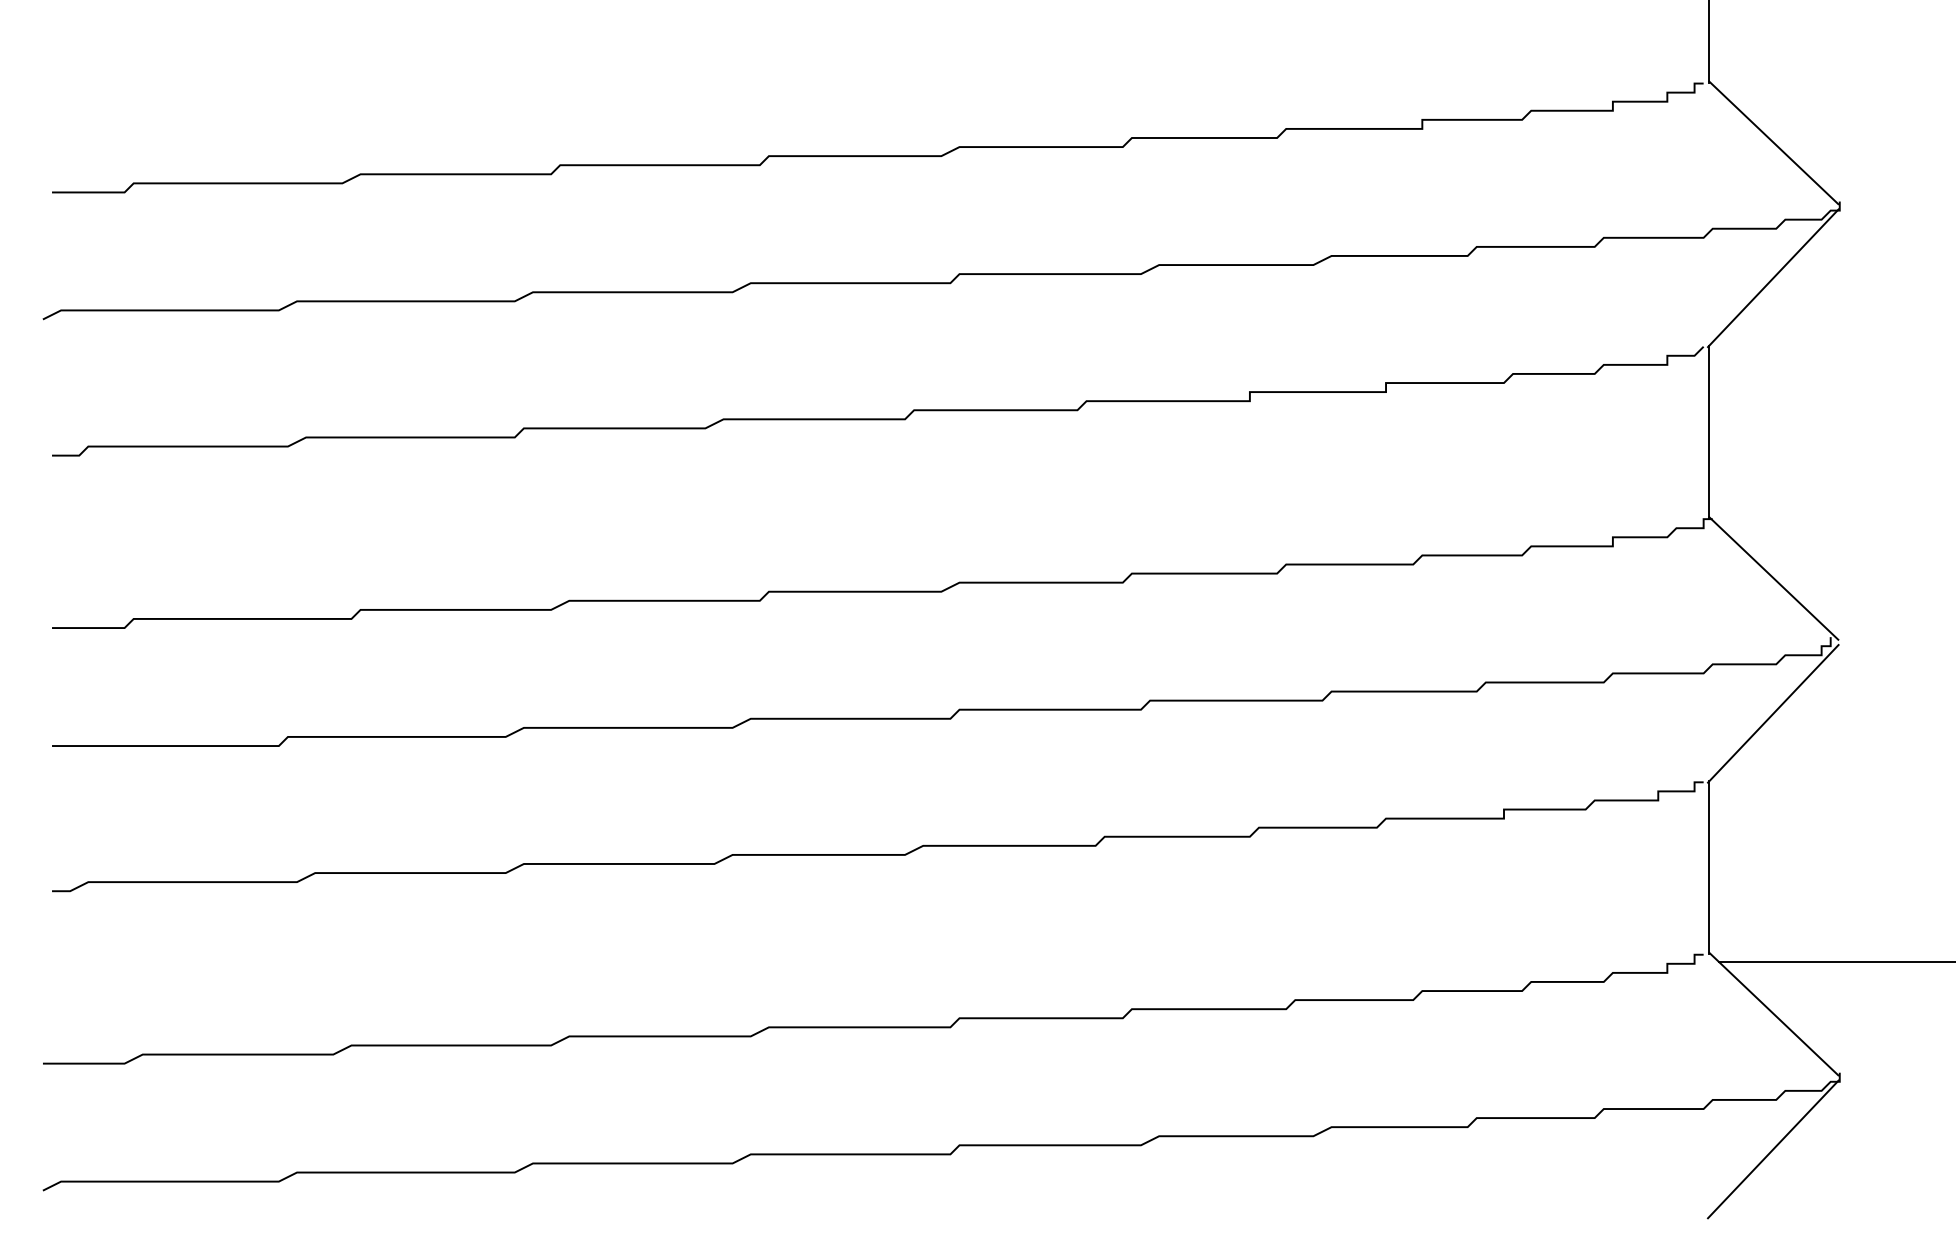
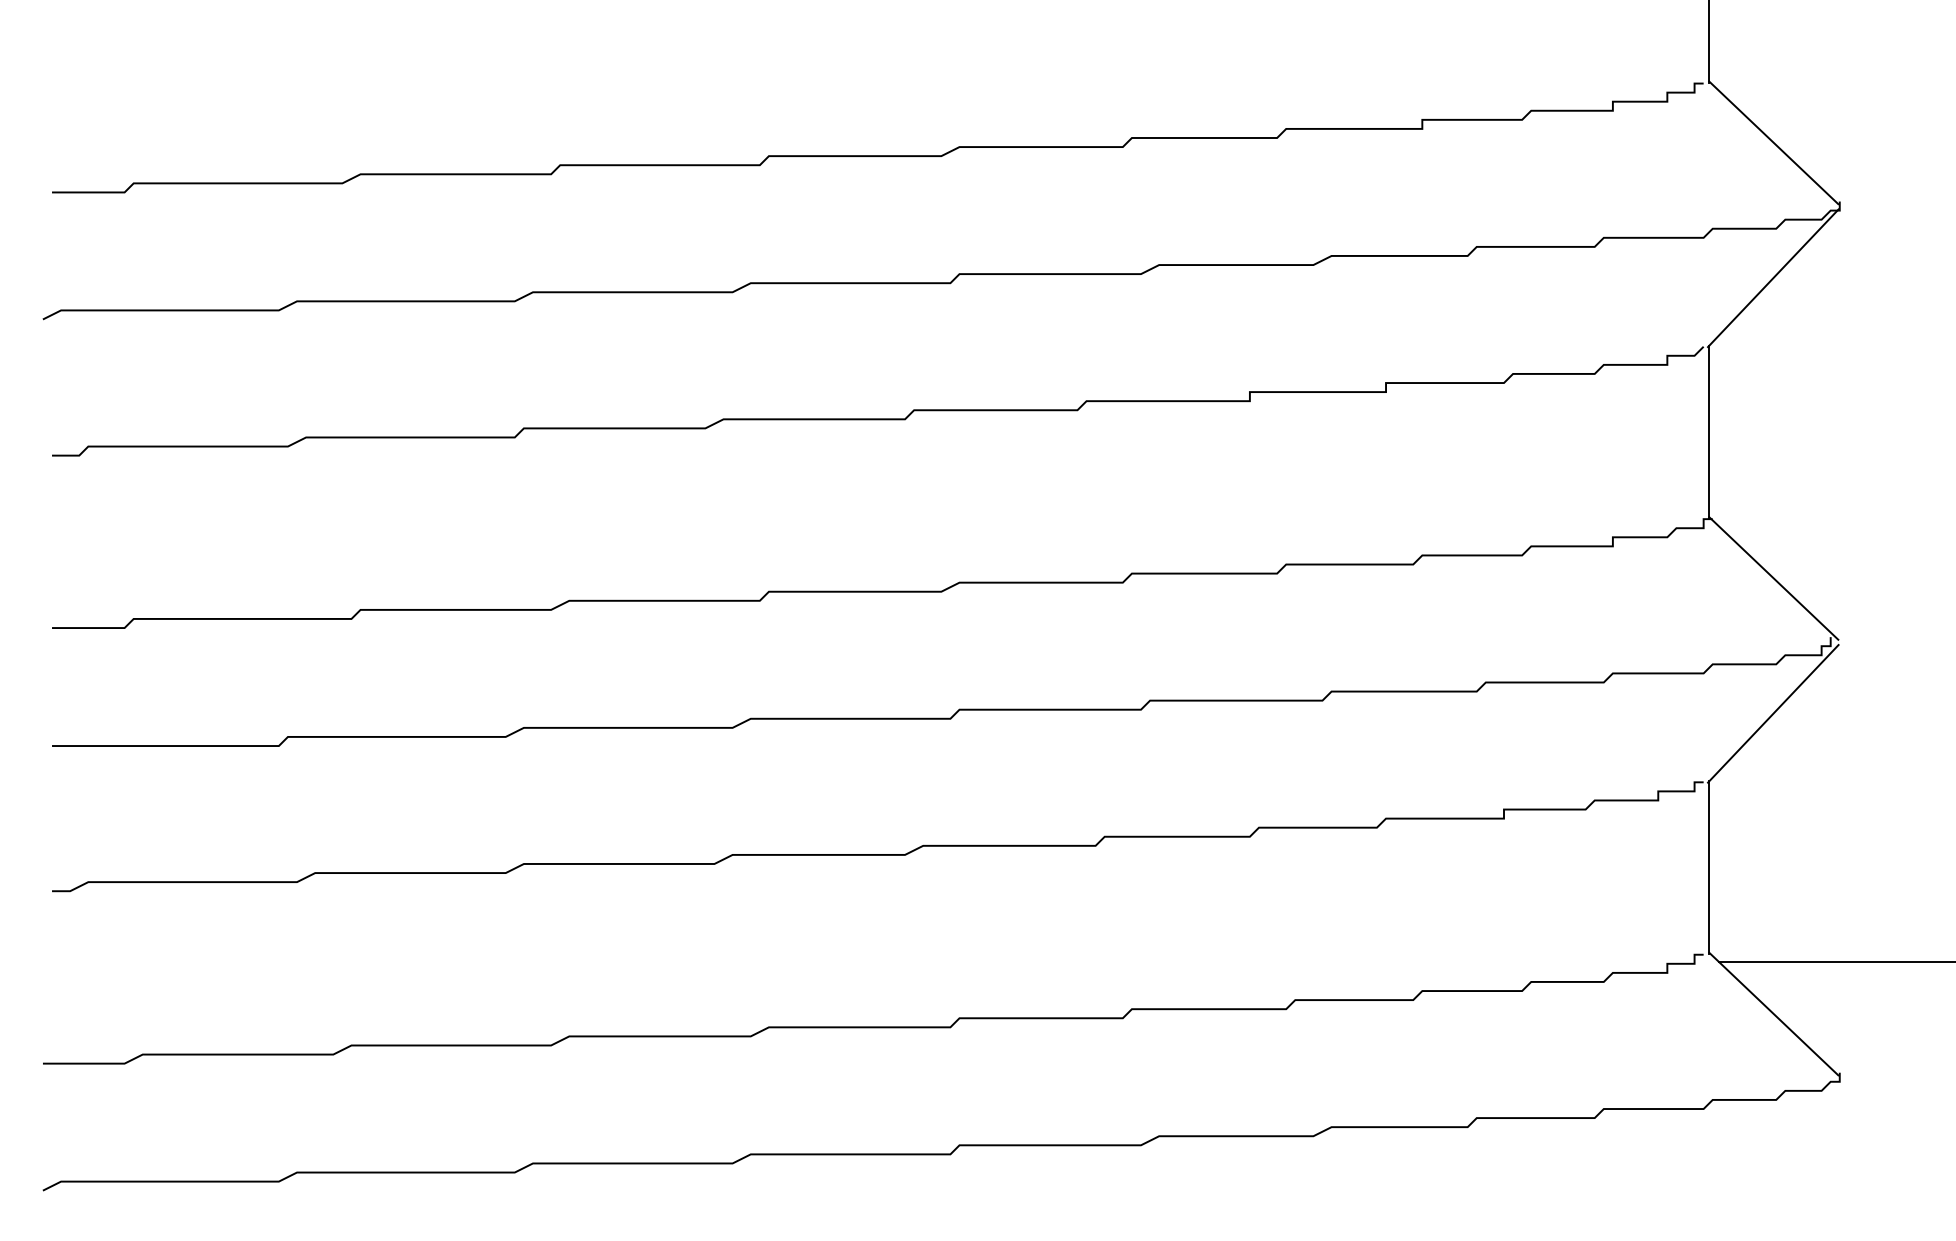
line: present -> none (1772, 1149)
